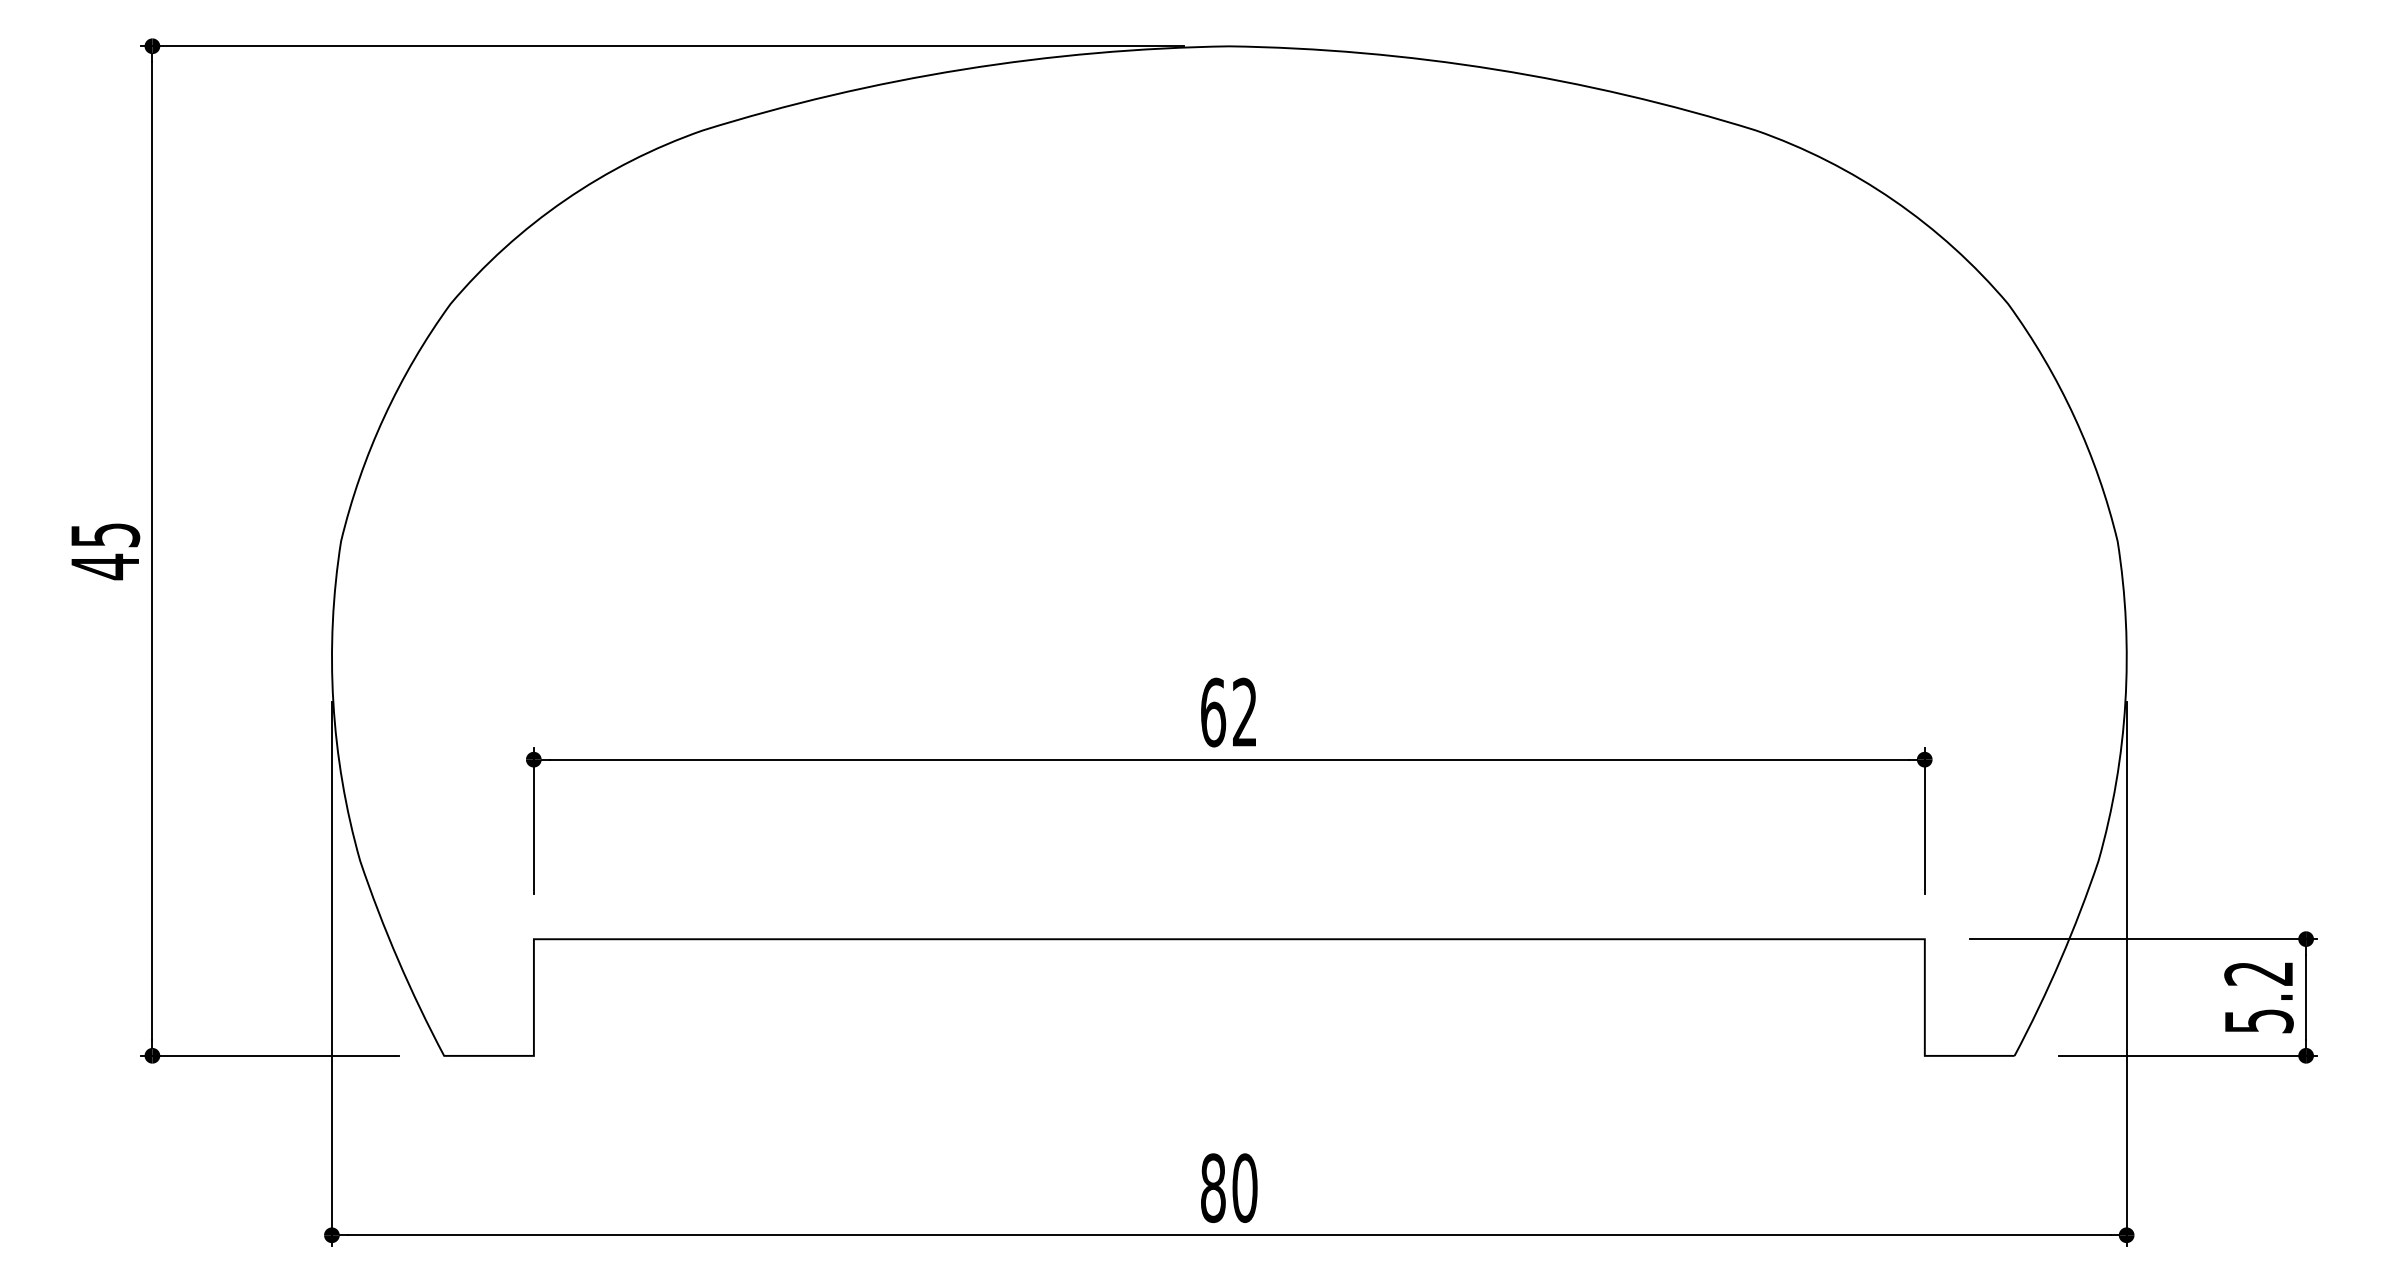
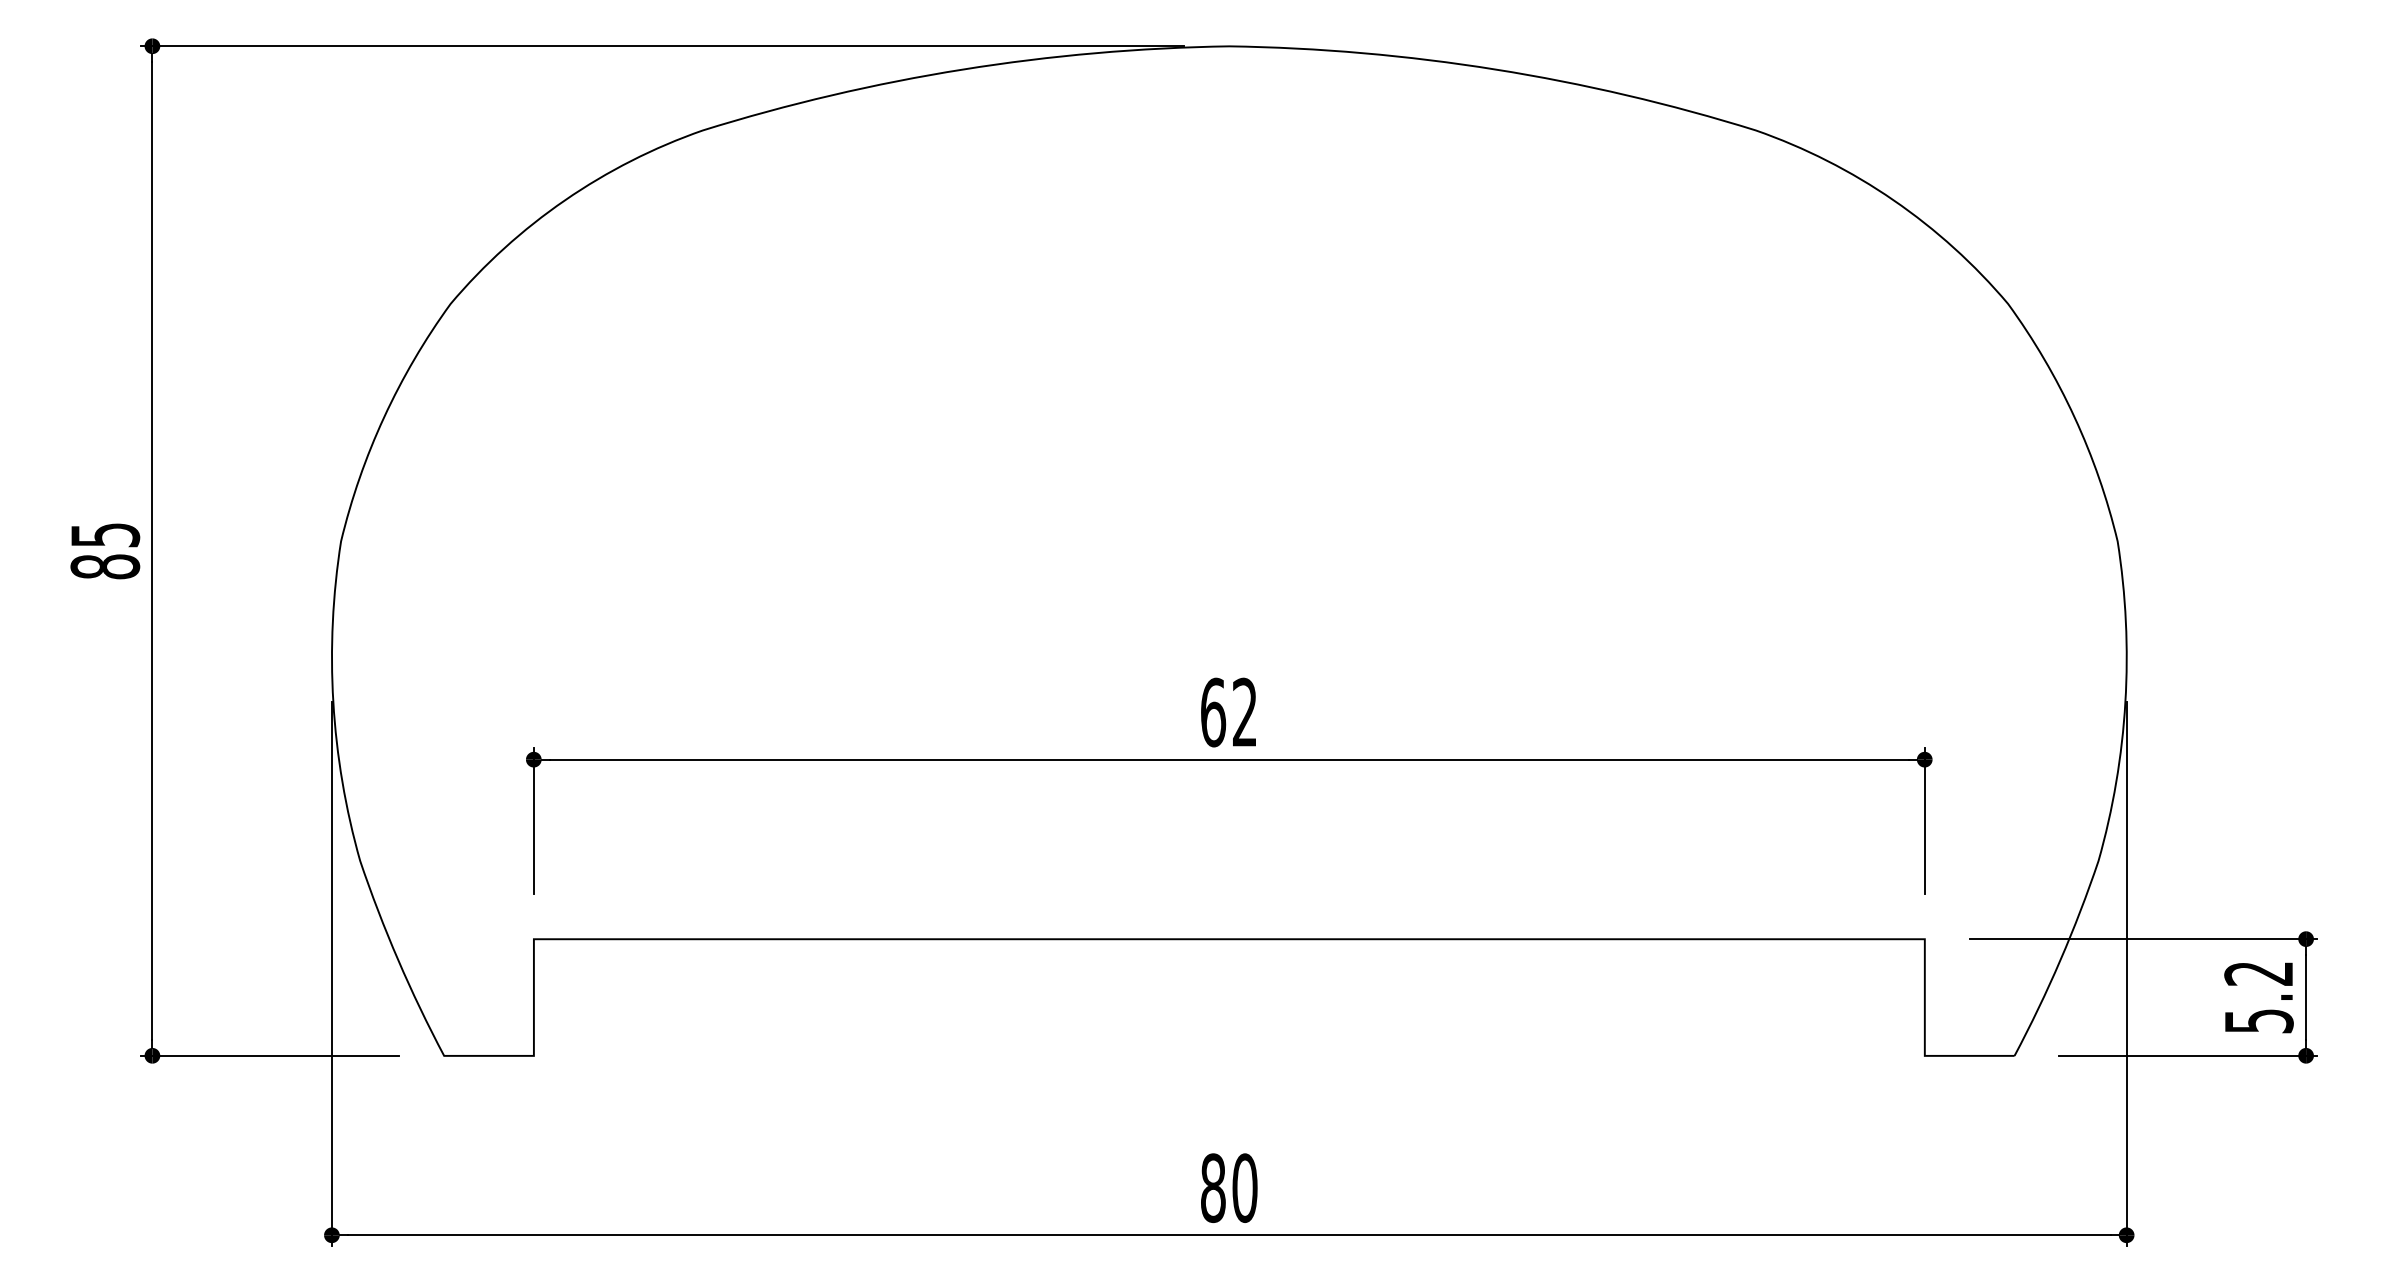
text: 45 -> 85 (105, 566)
